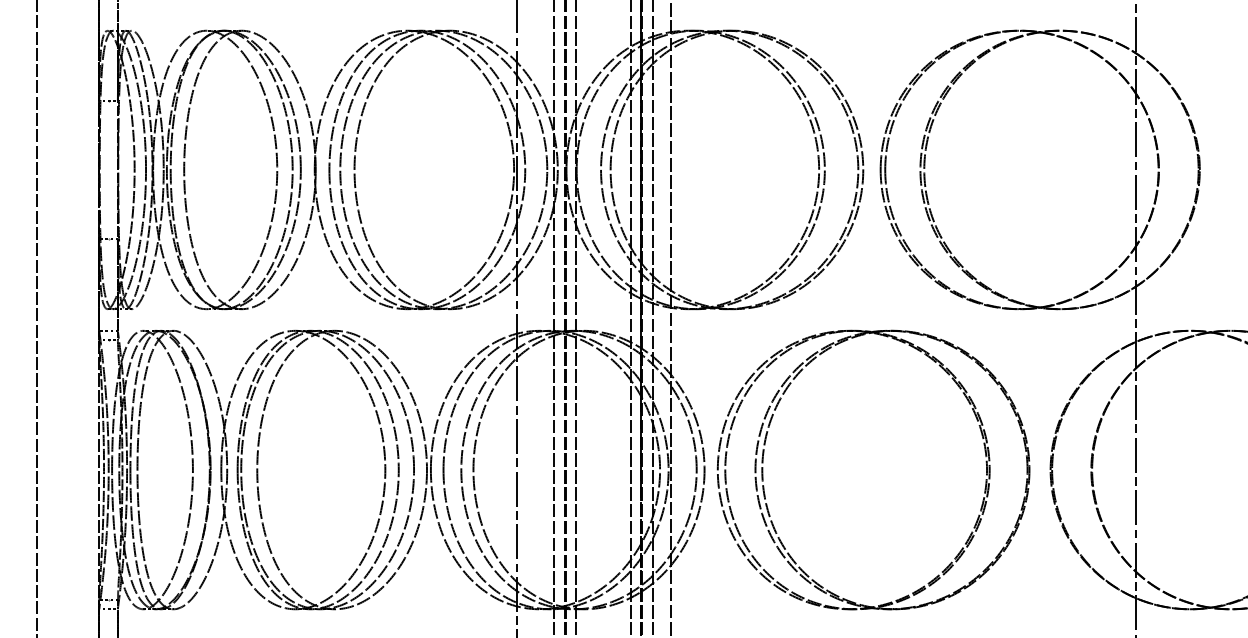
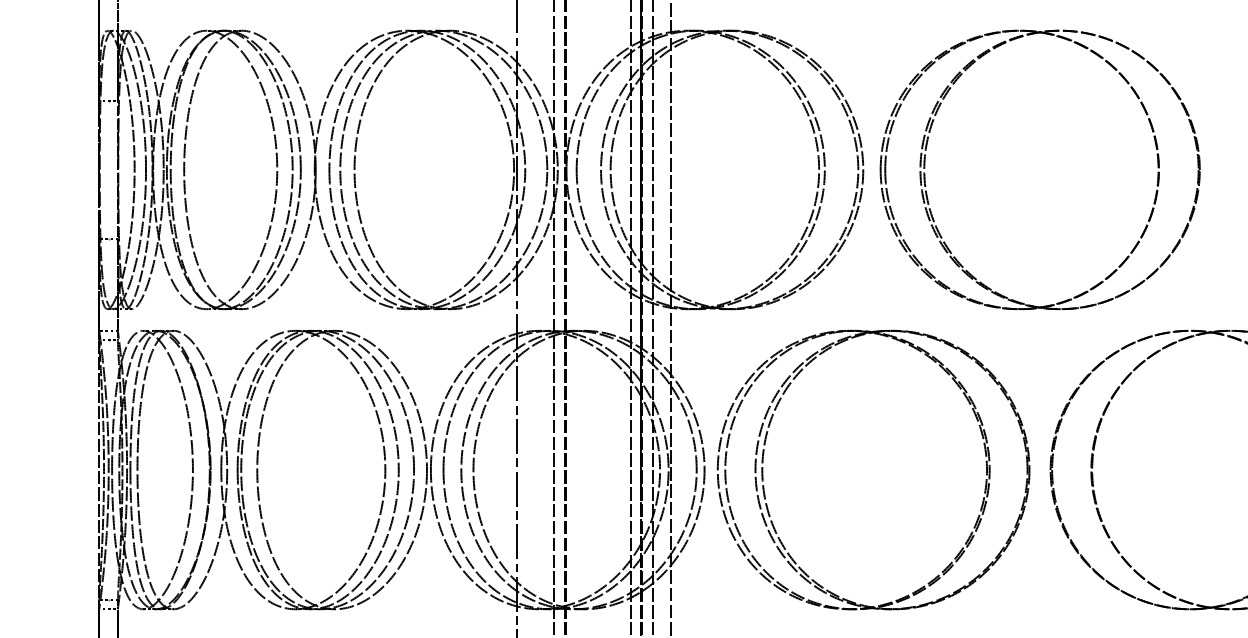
line: present -> none (37, 318)
line: present -> none (575, 318)
line: present -> none (1135, 318)
